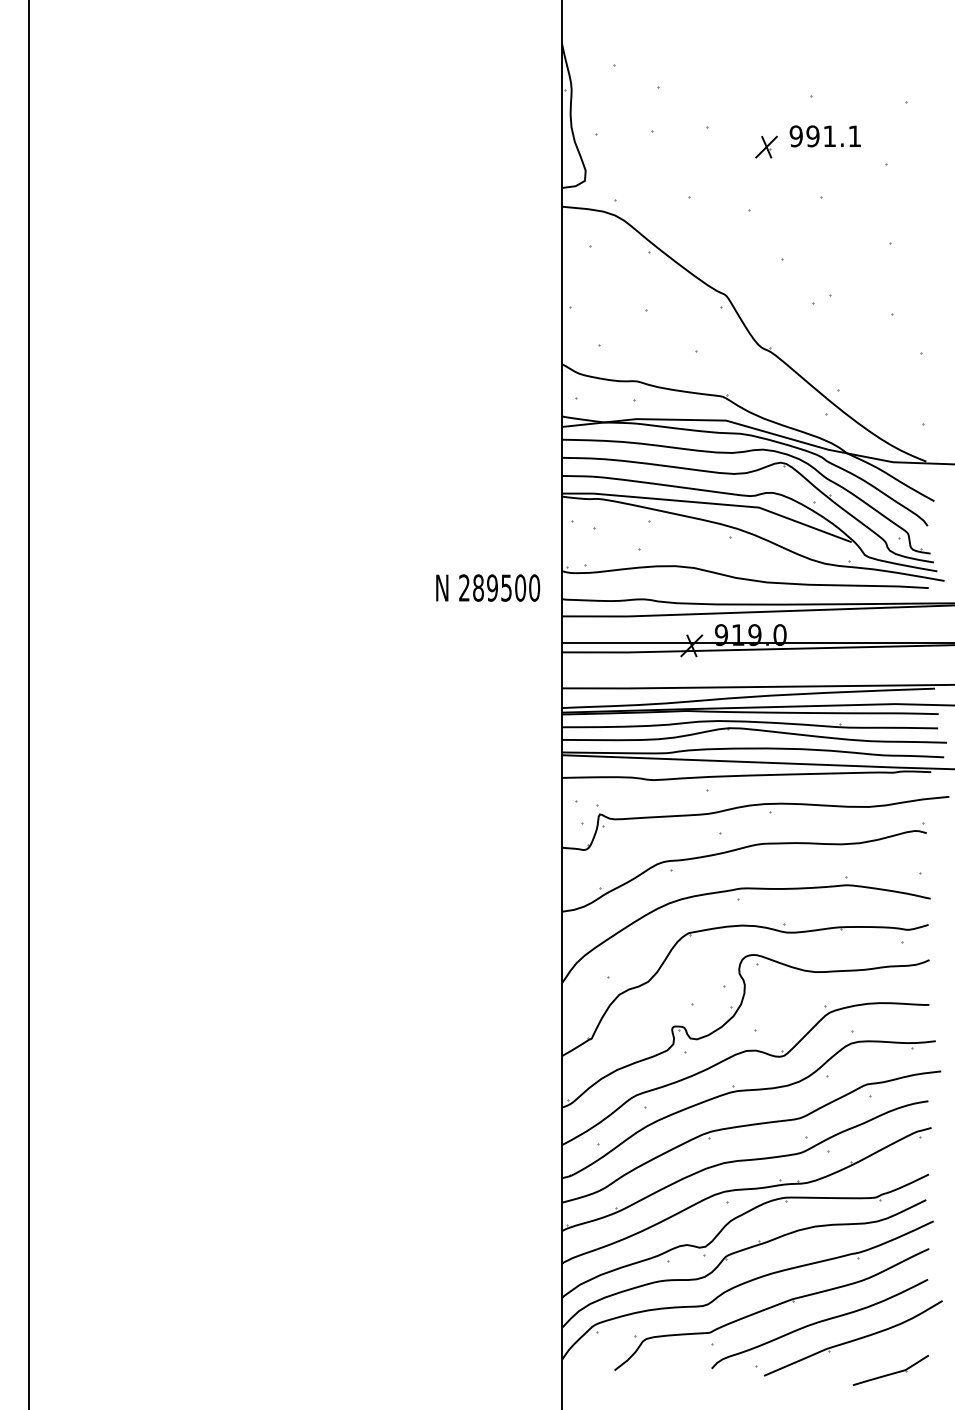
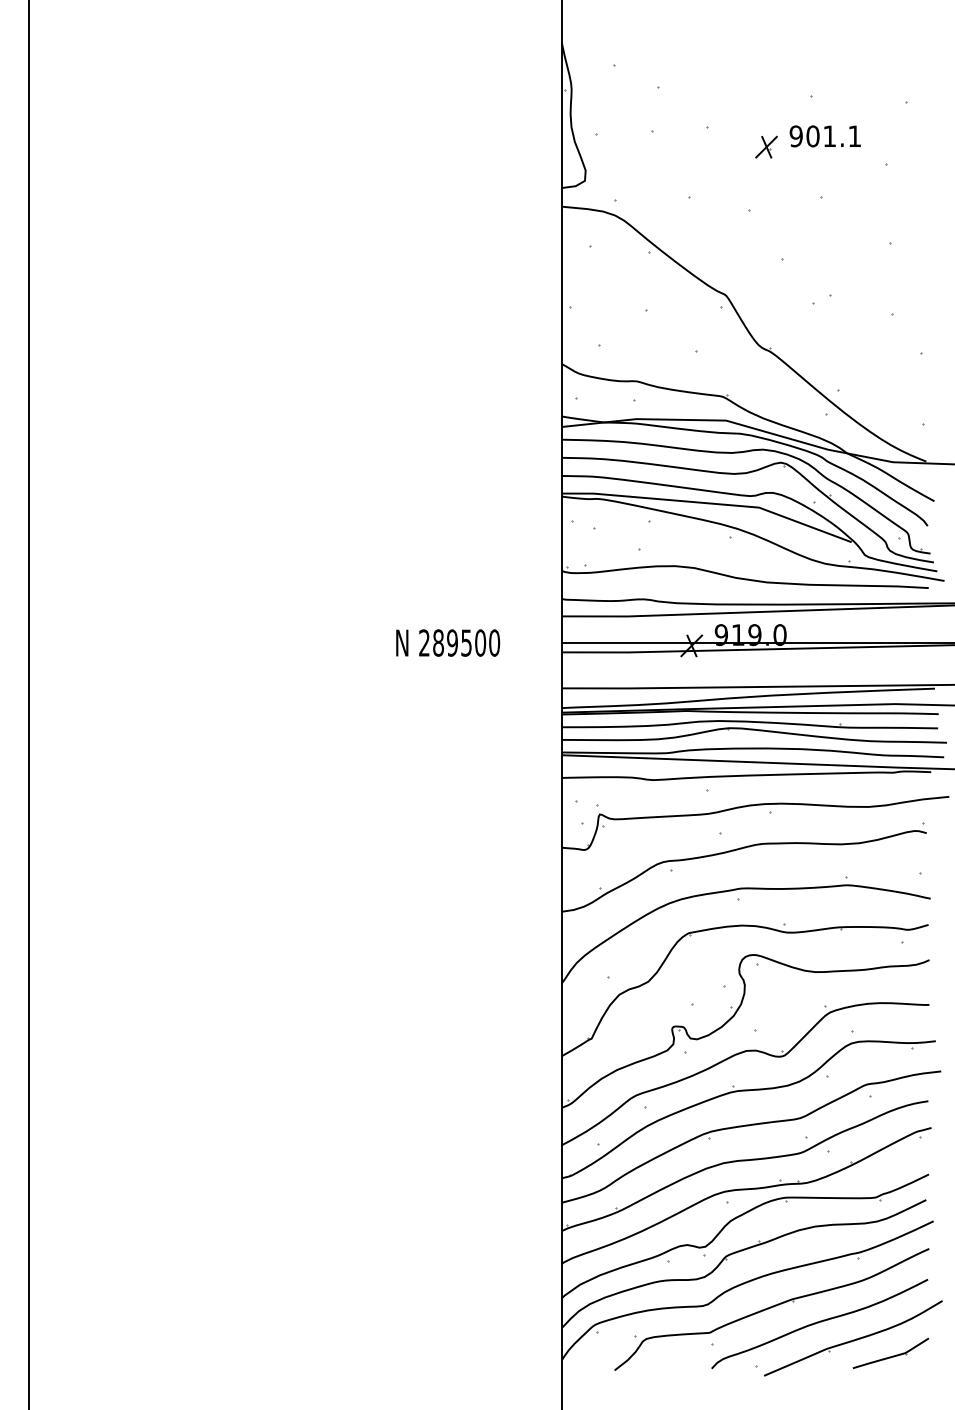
text: 991.1 -> 901.1 (812, 136)
text position: (488, 587) -> (448, 642) (448, 642)
part position: (890, 1369) -> (890, 1352) (890, 1352)
